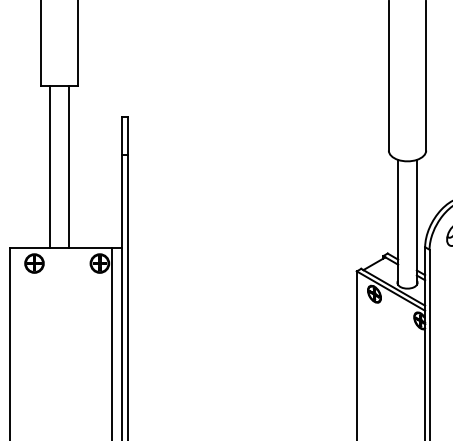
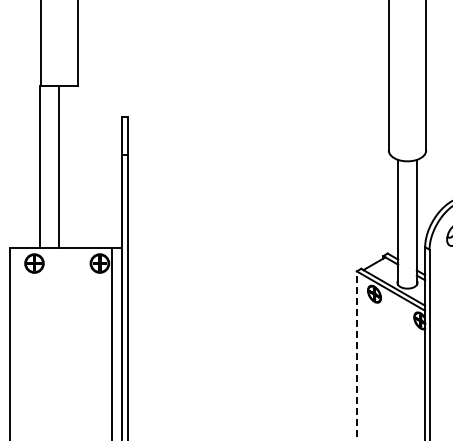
line position: (50, 166) -> (40, 166) (40, 166)
line position: (68, 166) -> (58, 166) (58, 166)
line: solid -> dashed (356, 355)
